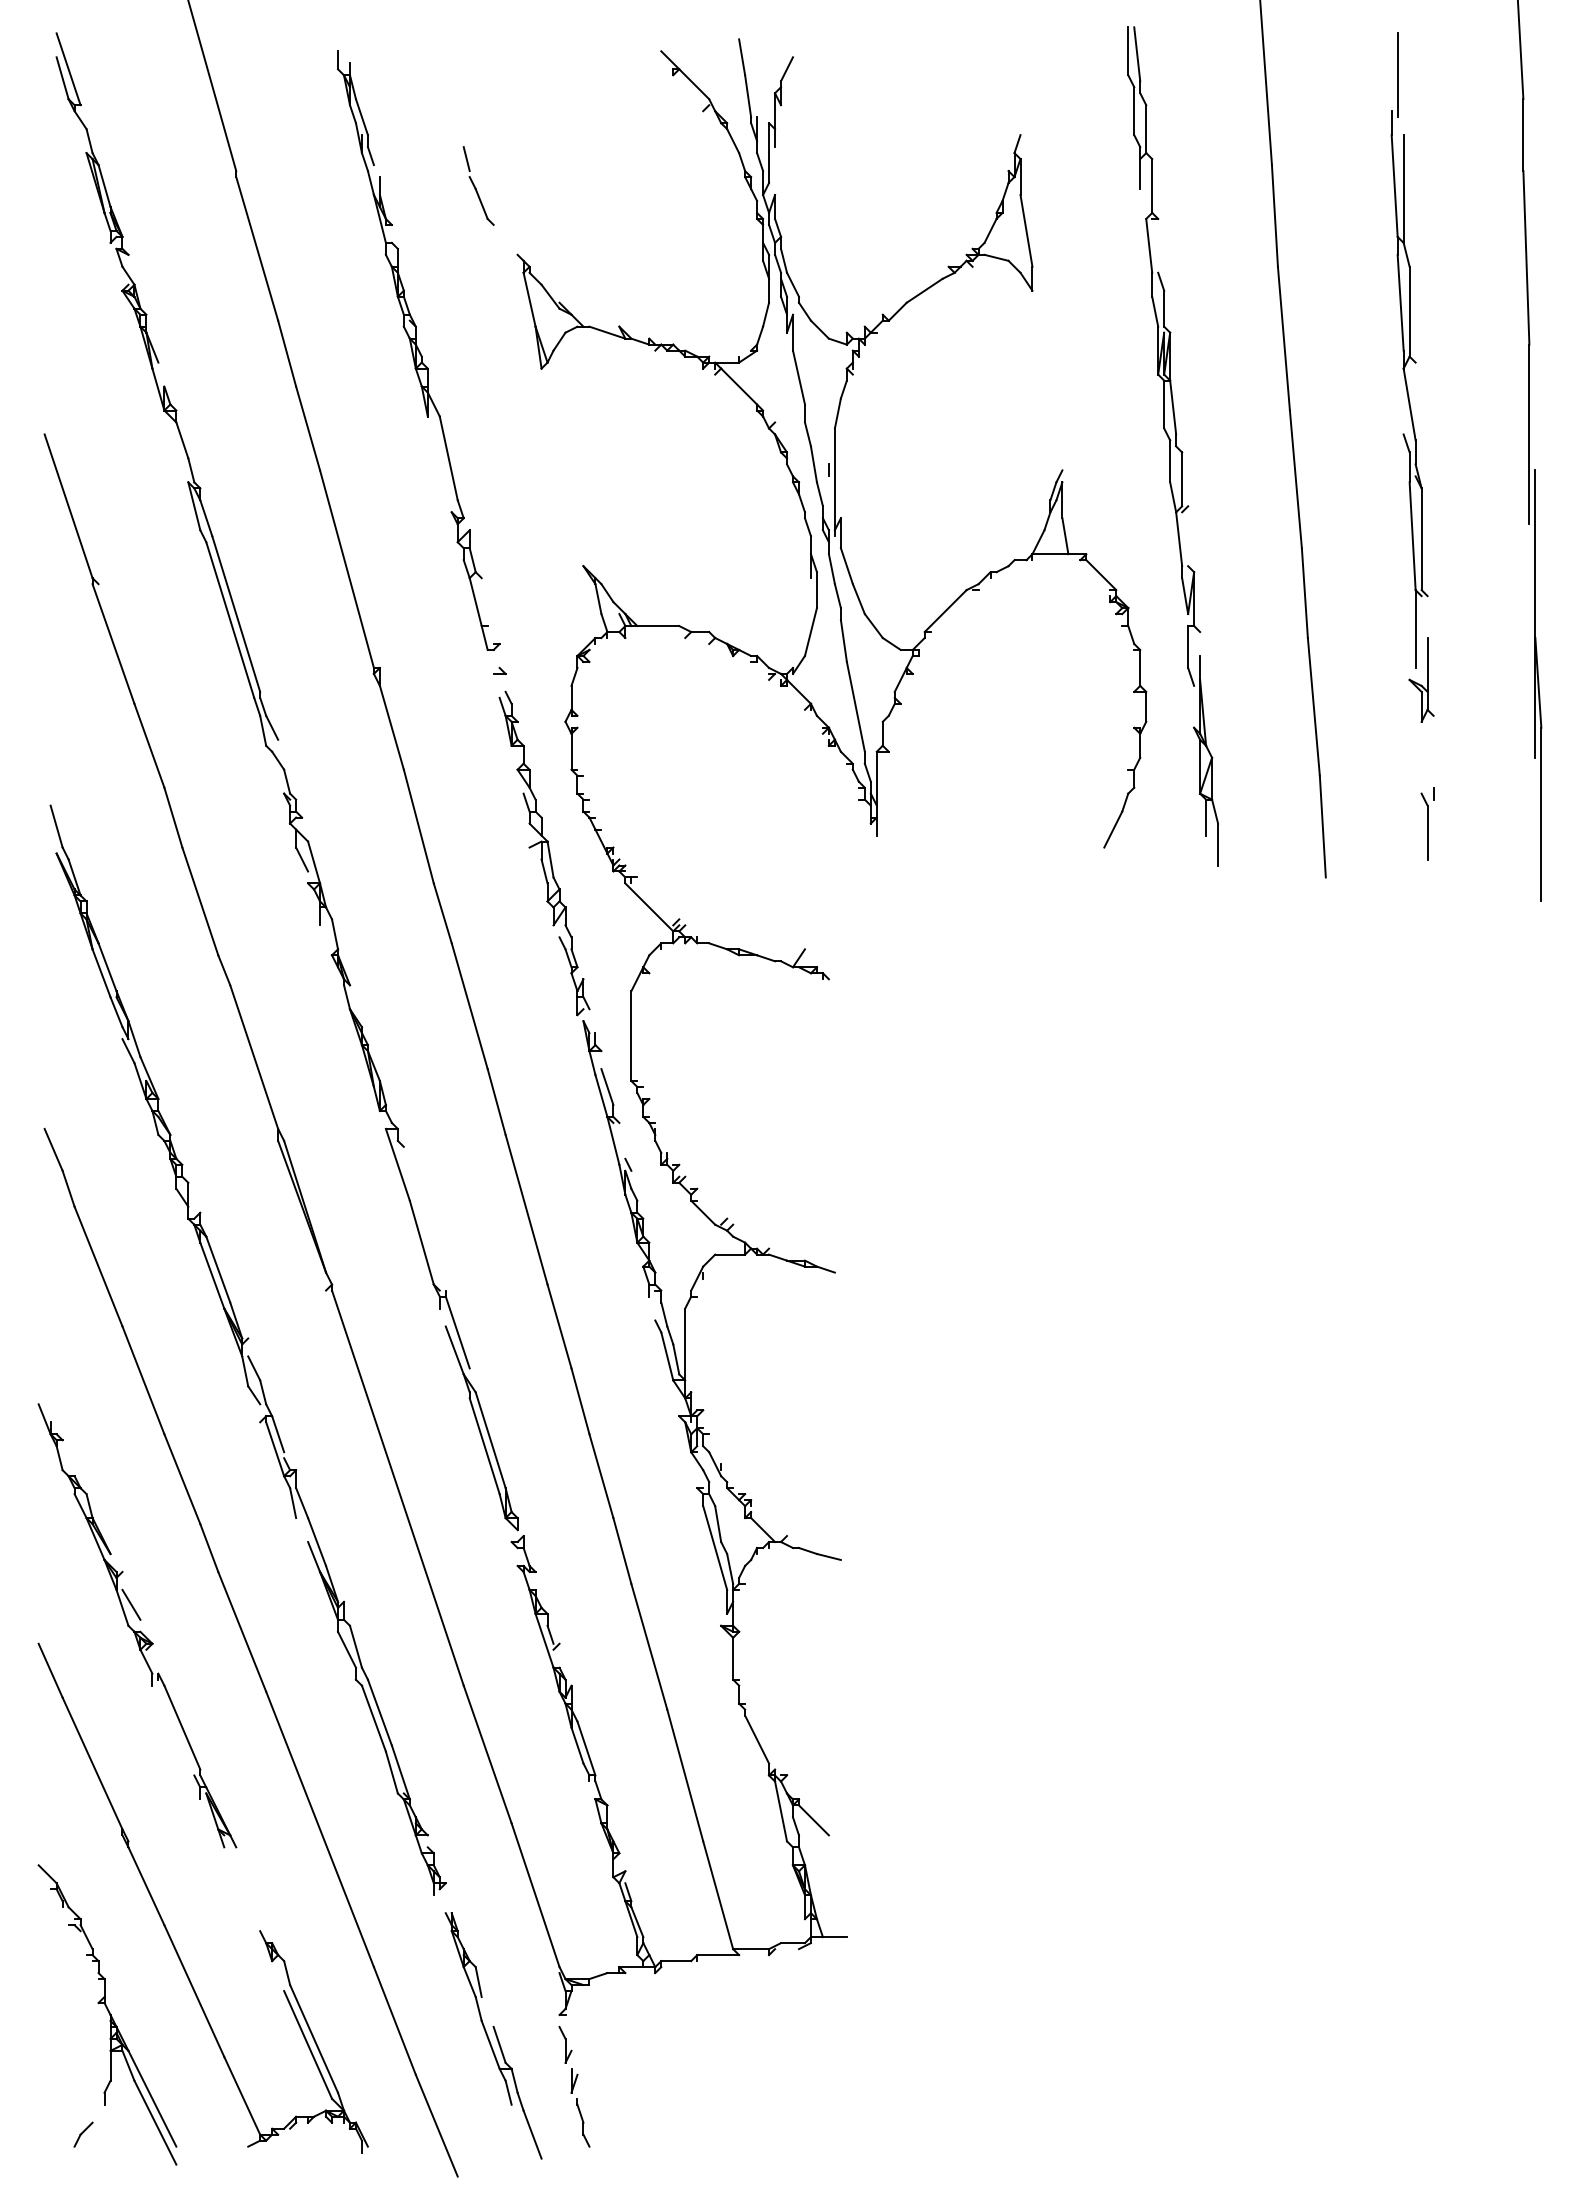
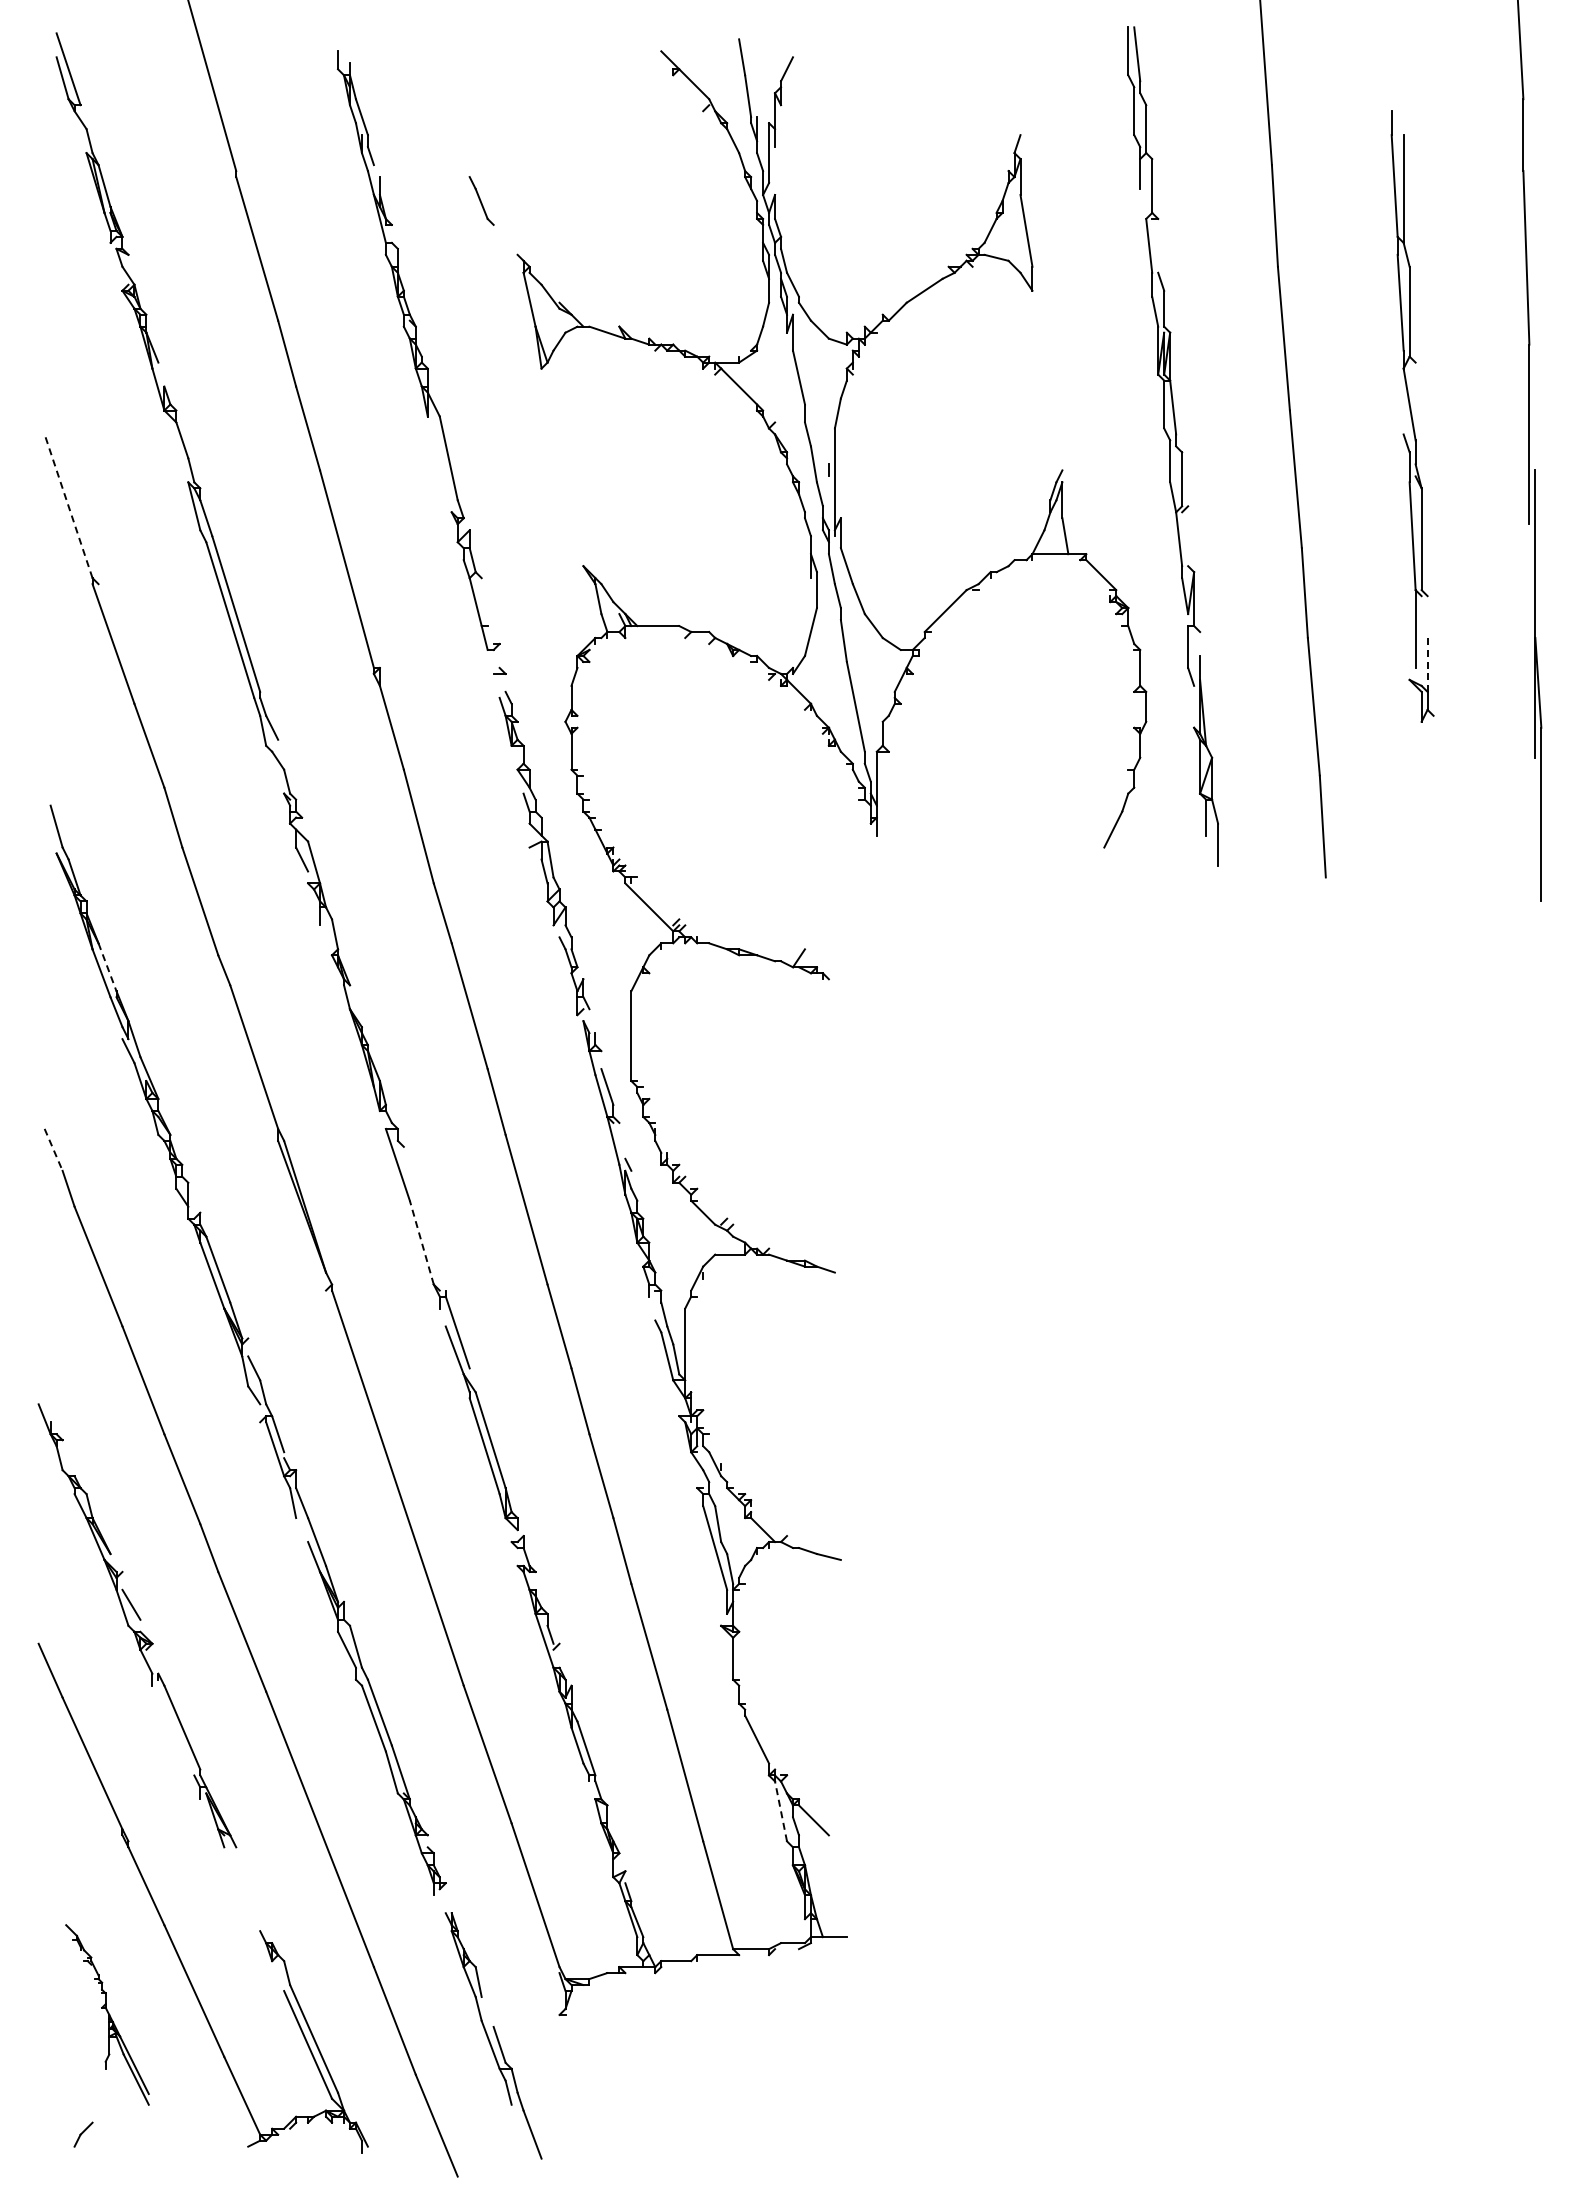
line: present -> none (1397, 75)
line: present -> none (466, 159)
line: solid -> dashed (68, 506)
line: solid -> dashed (1427, 664)
part: present -> none (1427, 823)
line: solid -> dashed (107, 967)
line: solid -> dashed (53, 1149)
line: solid -> dashed (421, 1242)
line: solid -> dashed (781, 1811)
part size: 141x302 px -> 85x182 px (107, 2014)
part: present -> none (574, 2086)
